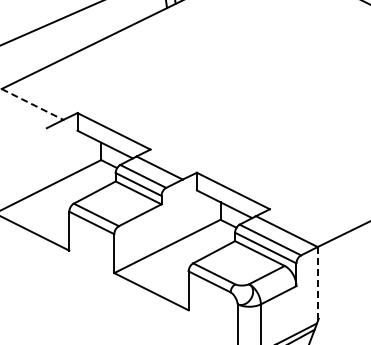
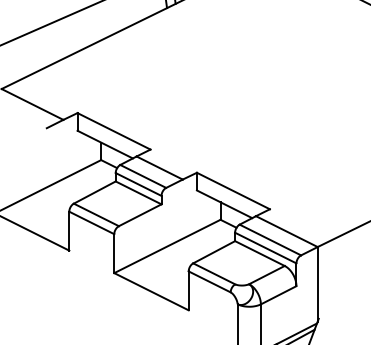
line: dashed -> solid (32, 104)
line: dashed -> solid (317, 284)
